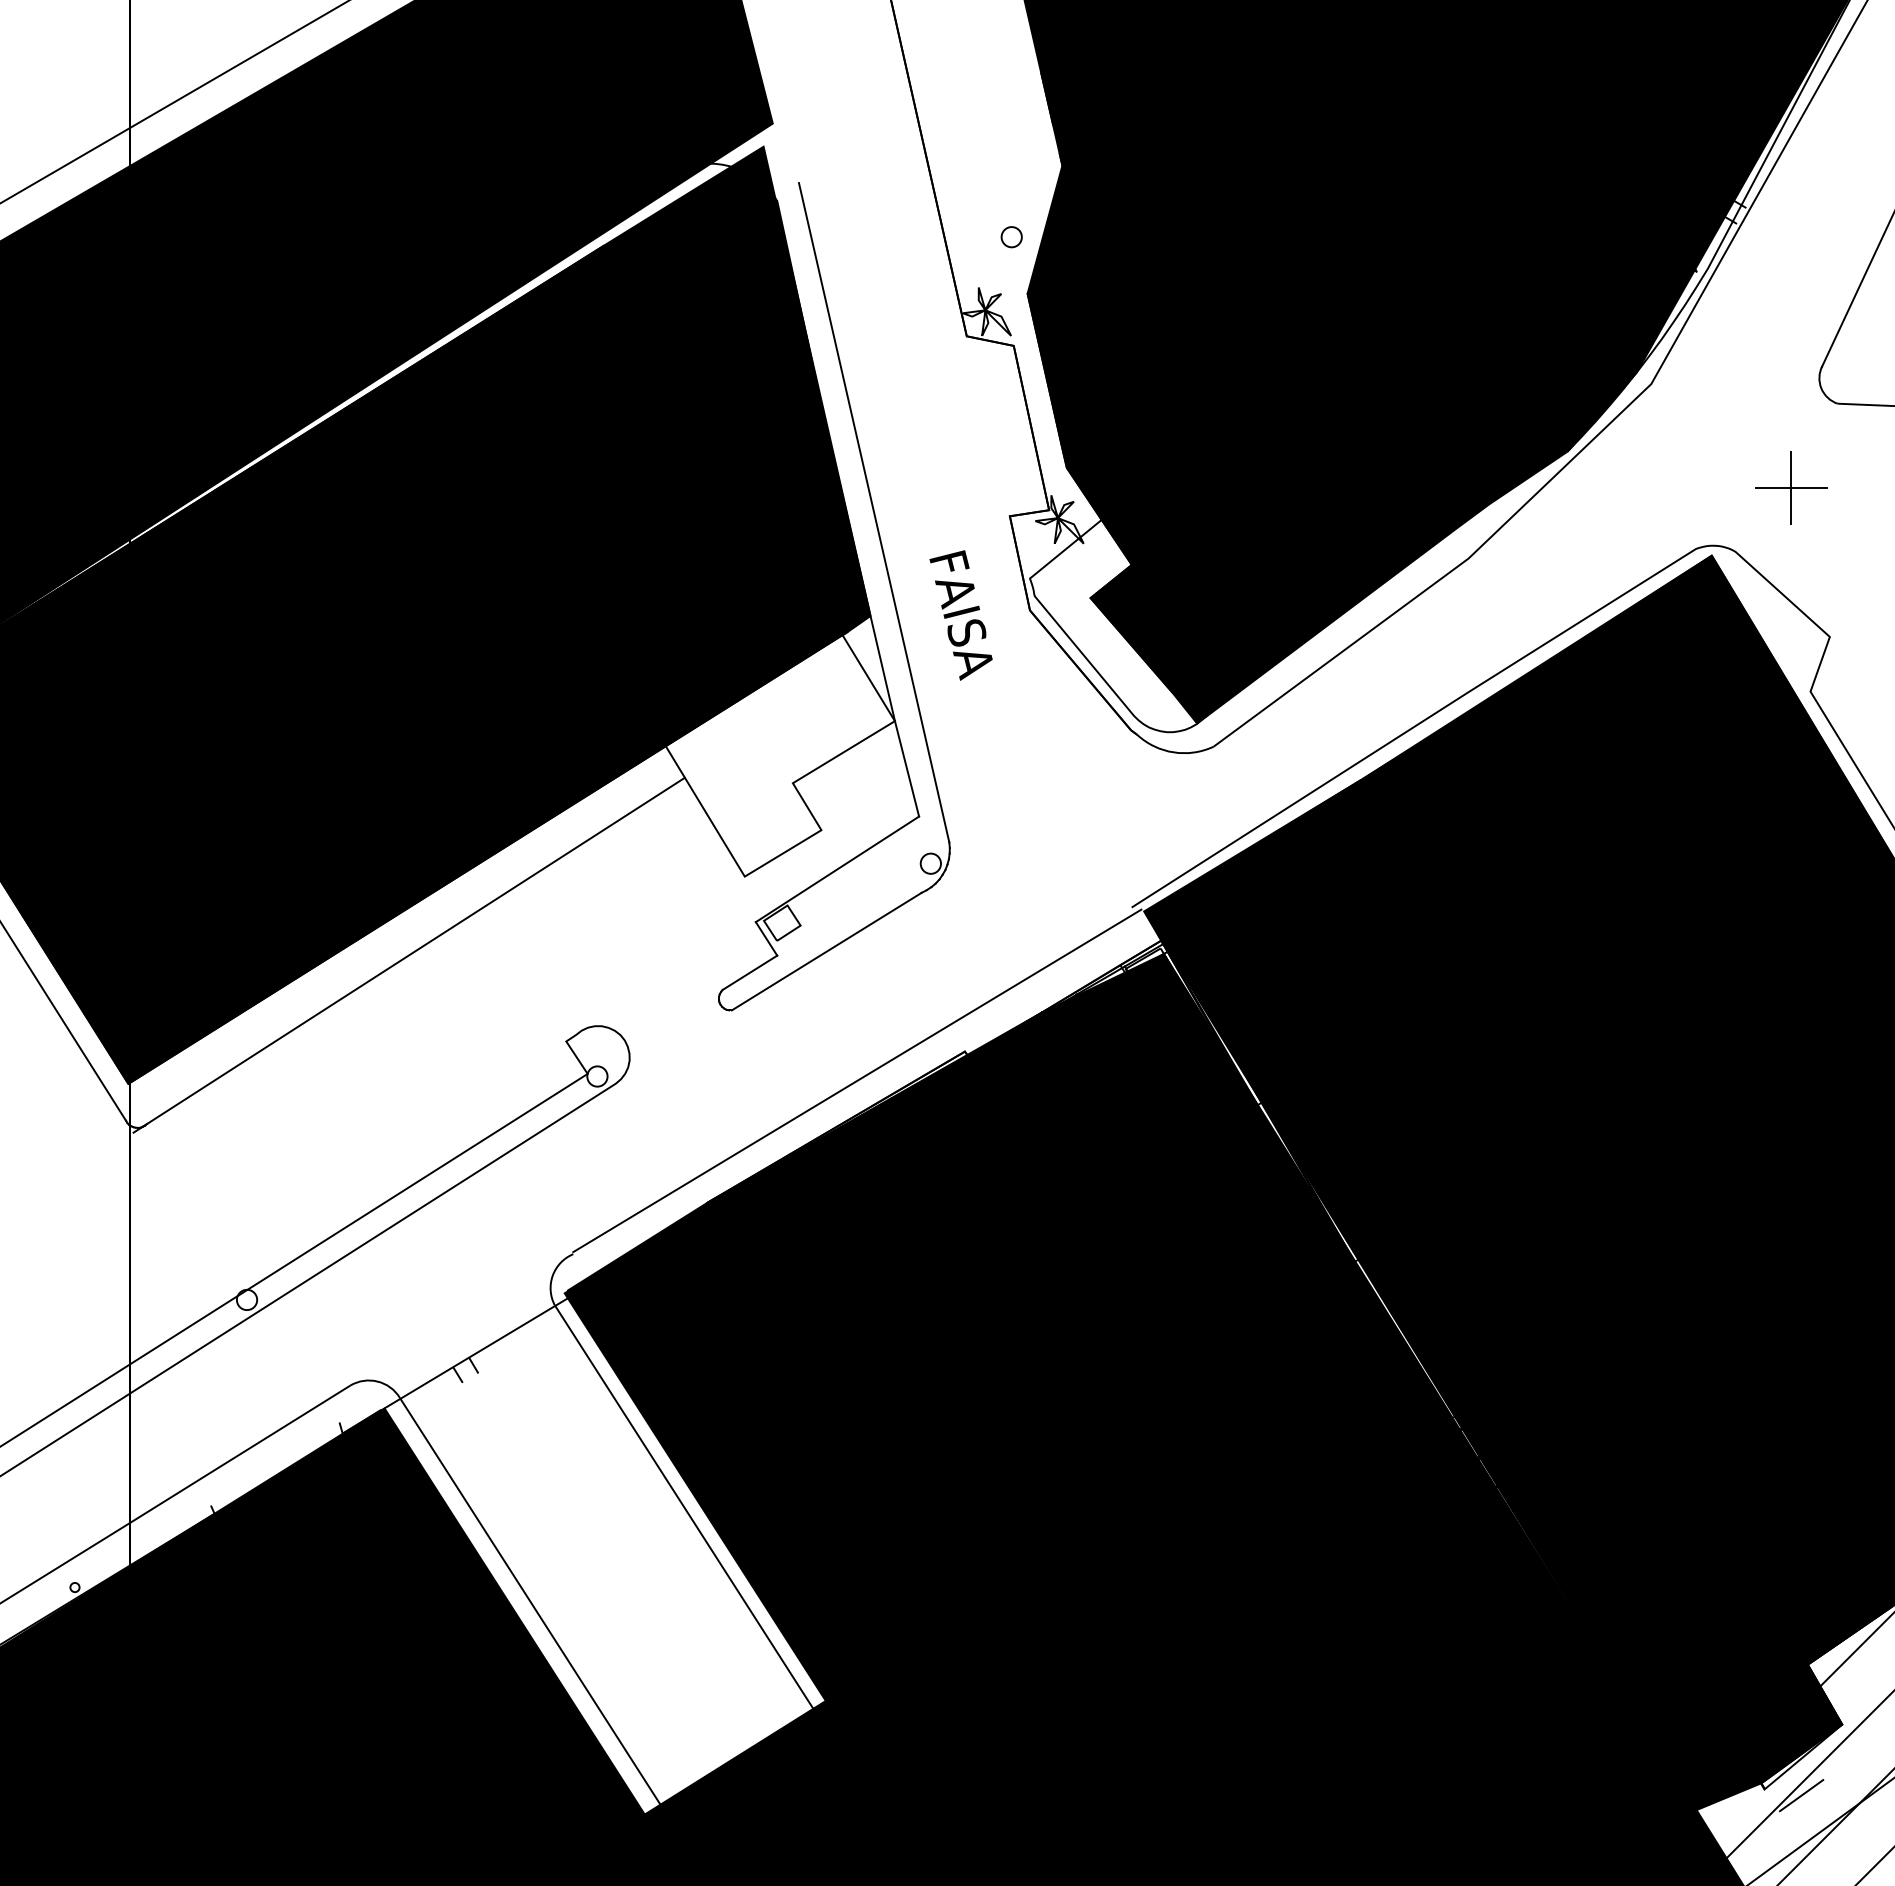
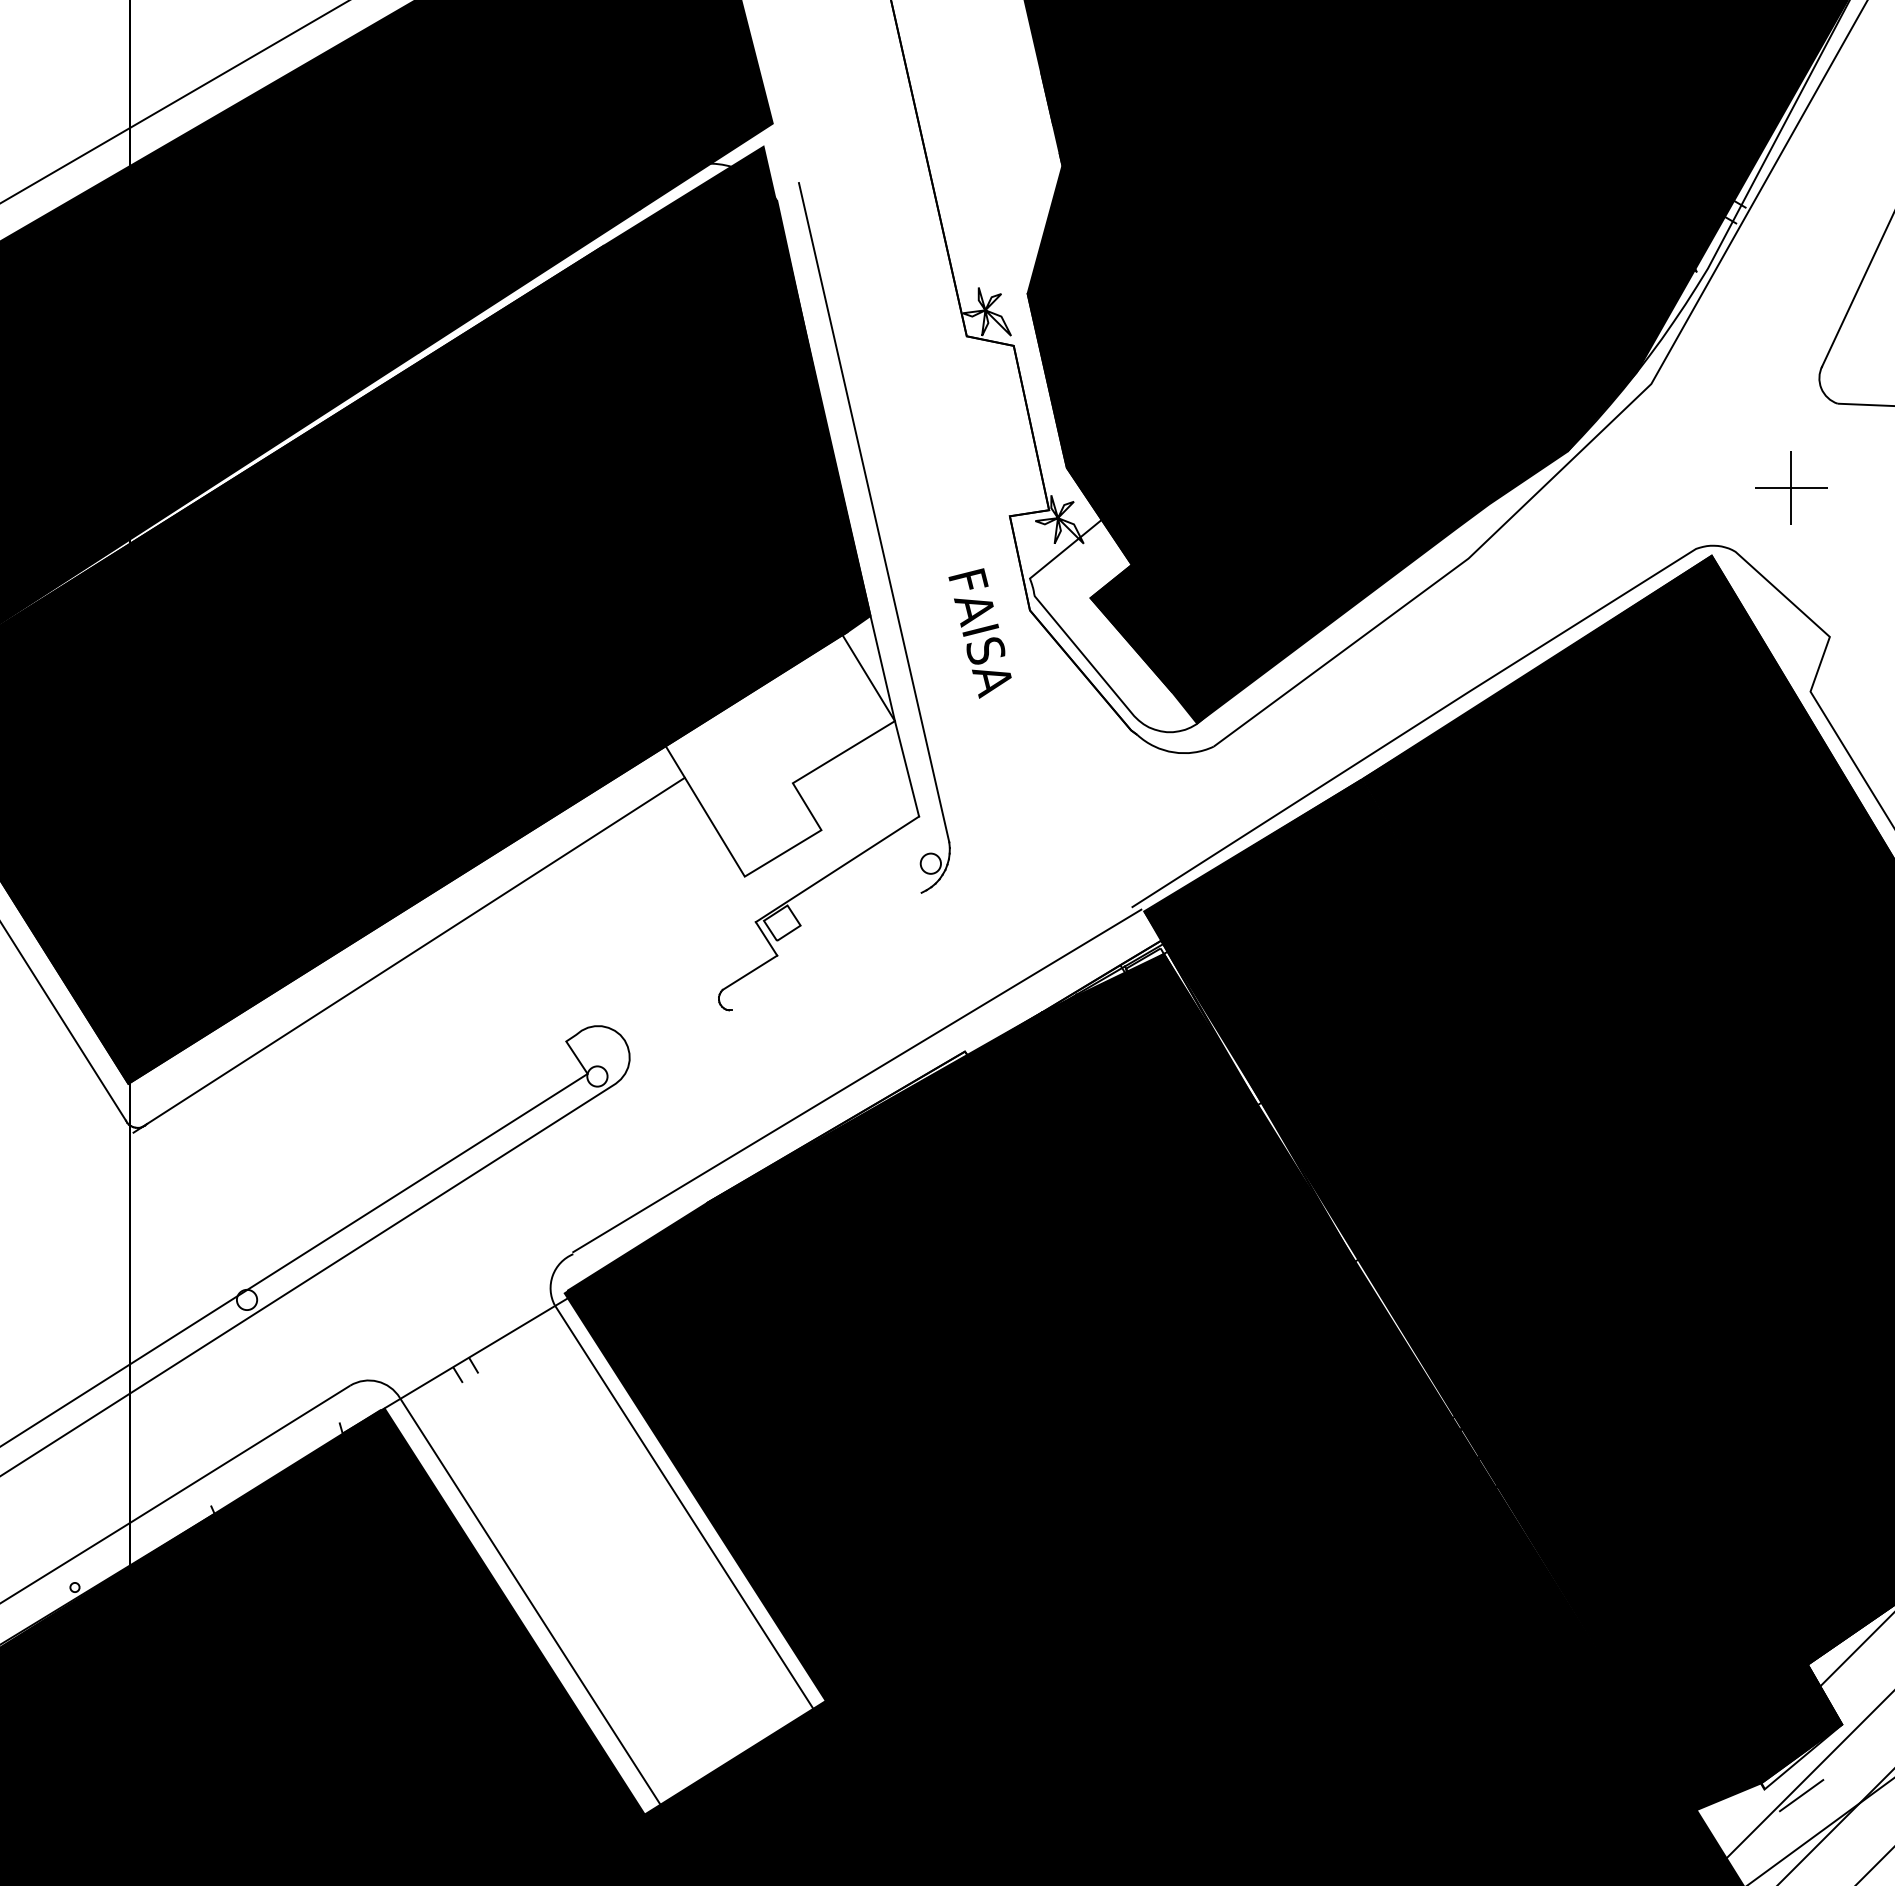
part: present -> none (1011, 237)
text position: (960, 615) -> (979, 633) (979, 633)
line: present -> none (826, 951)
